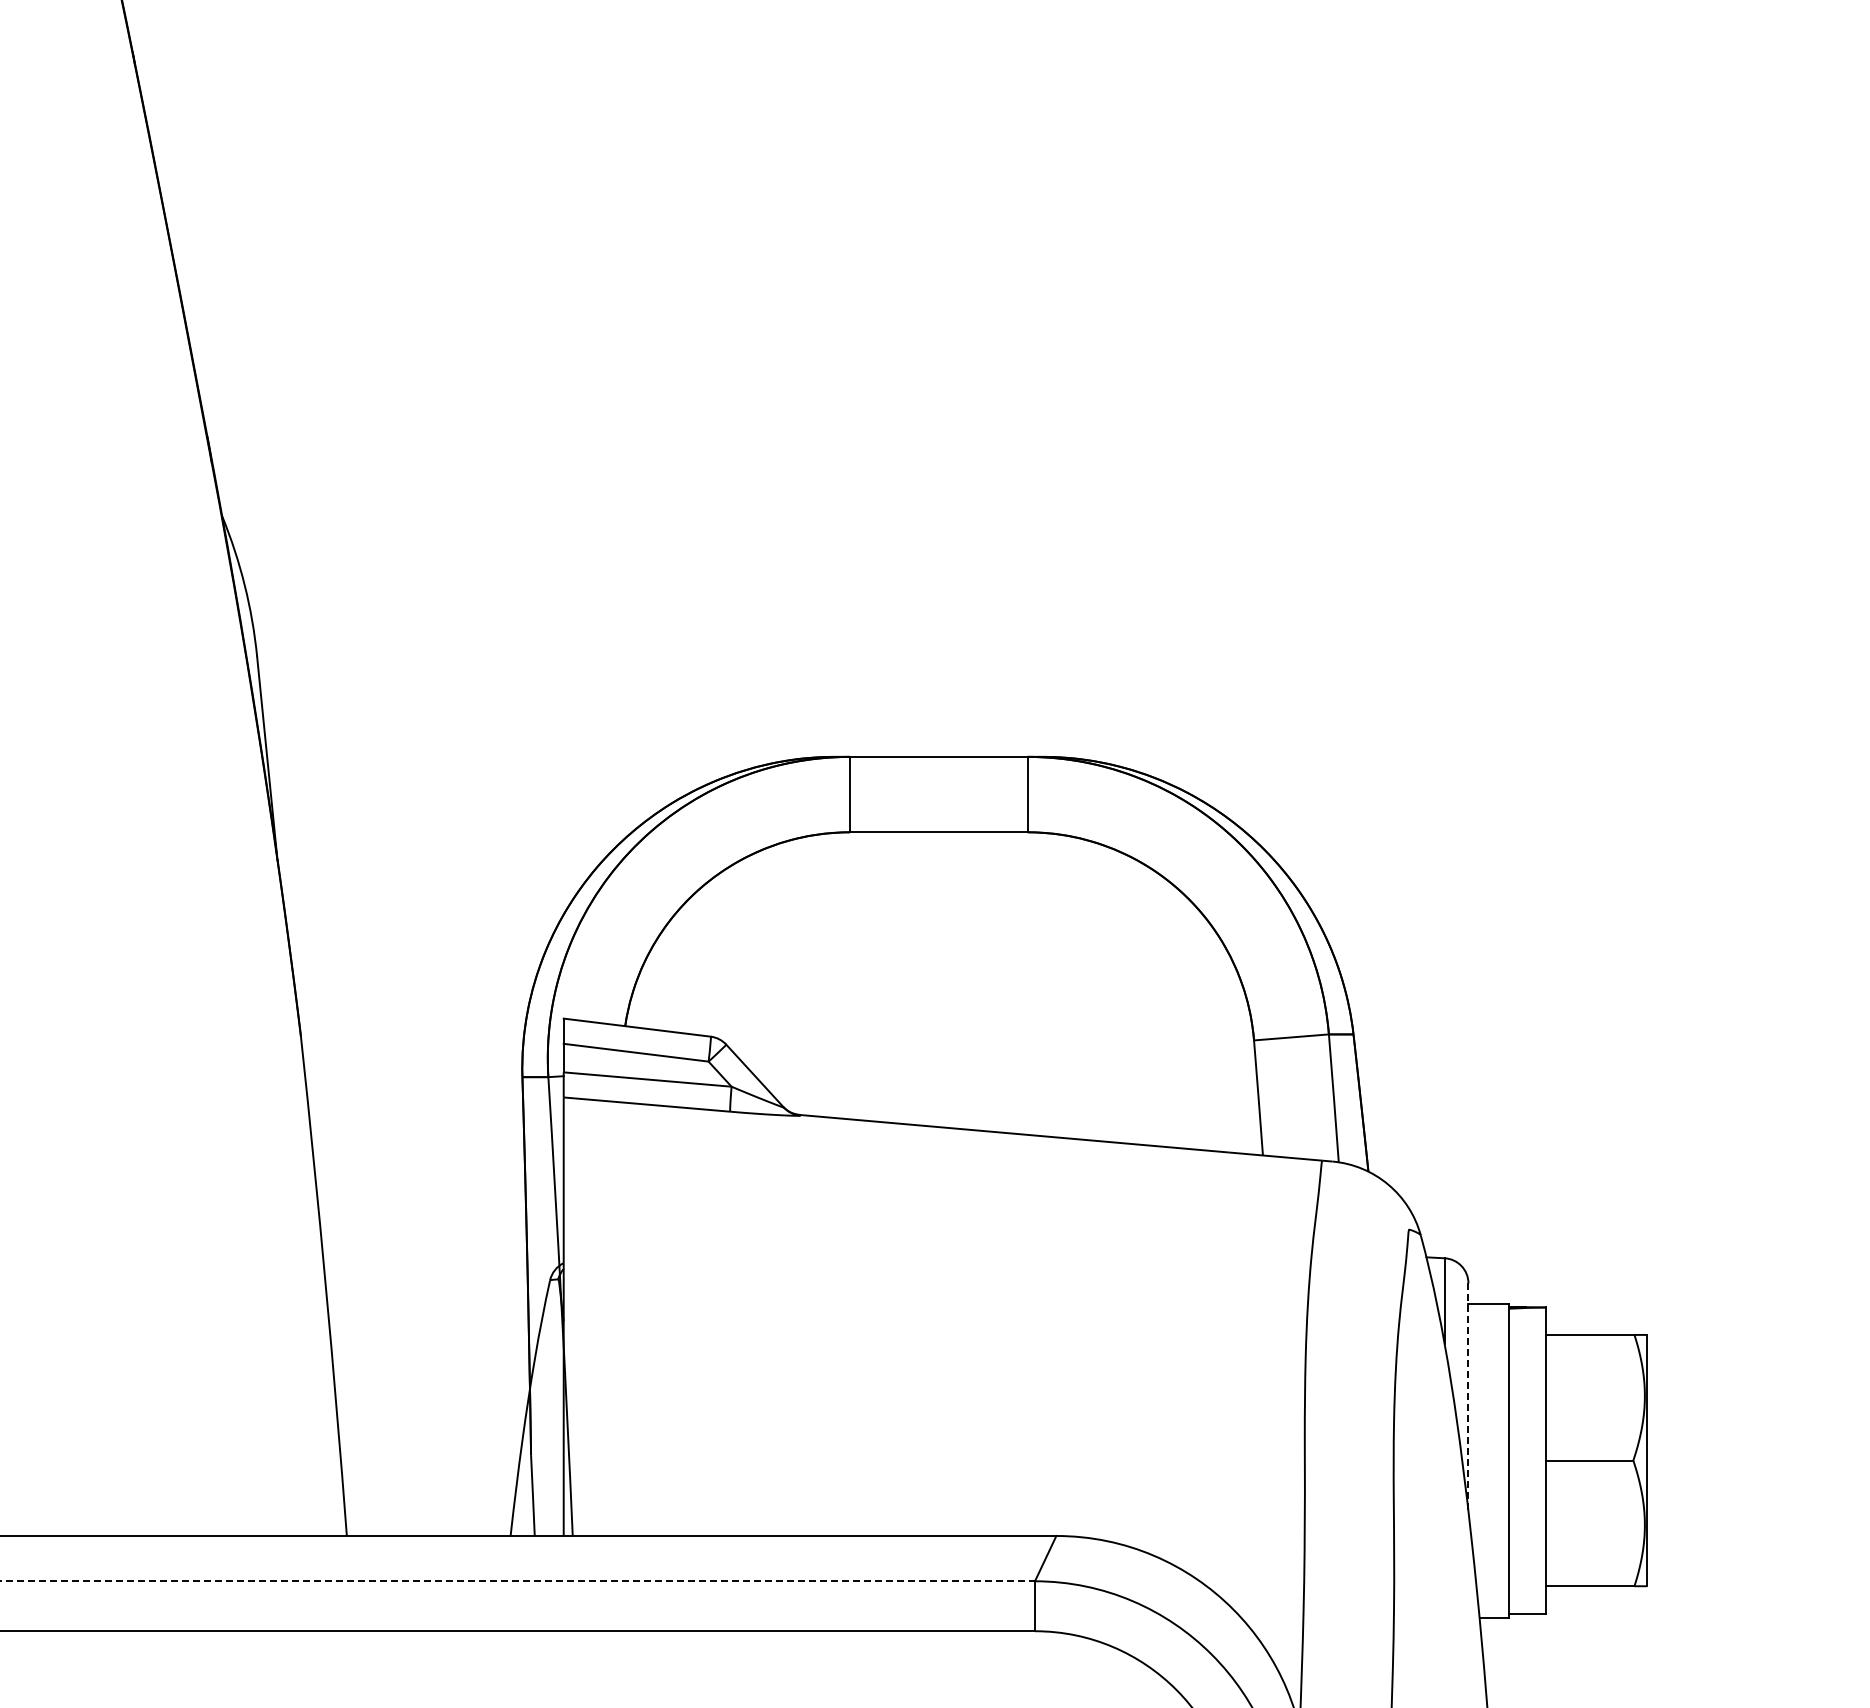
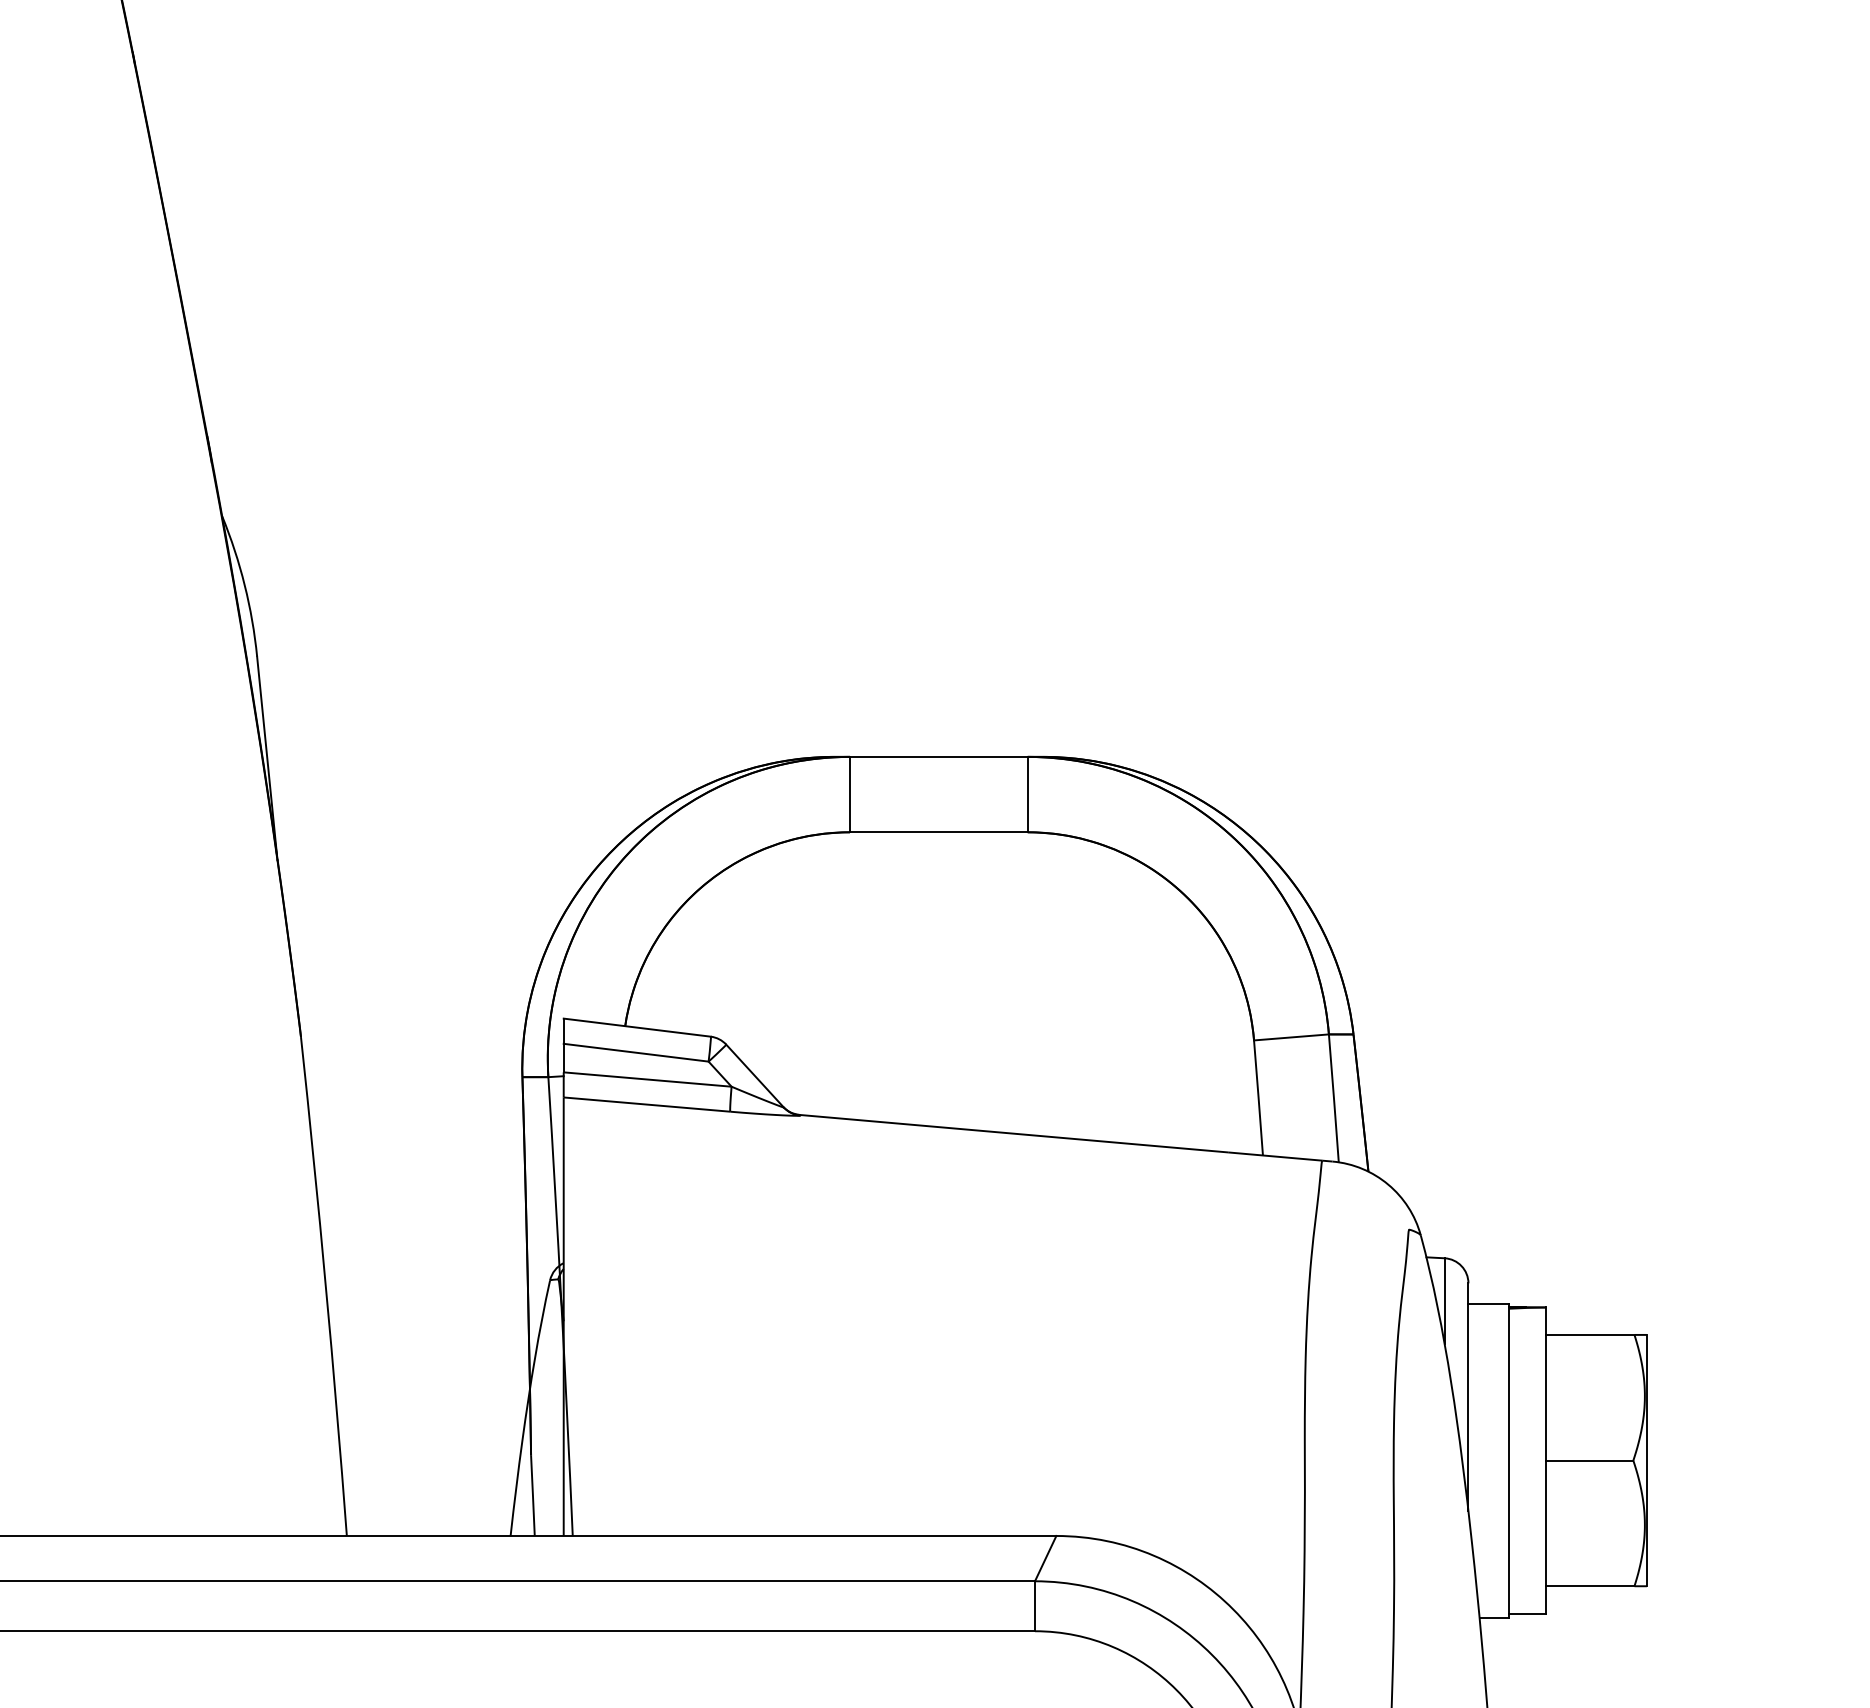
line: dashed -> solid (1468, 1397)
line: dashed -> solid (518, 1581)
